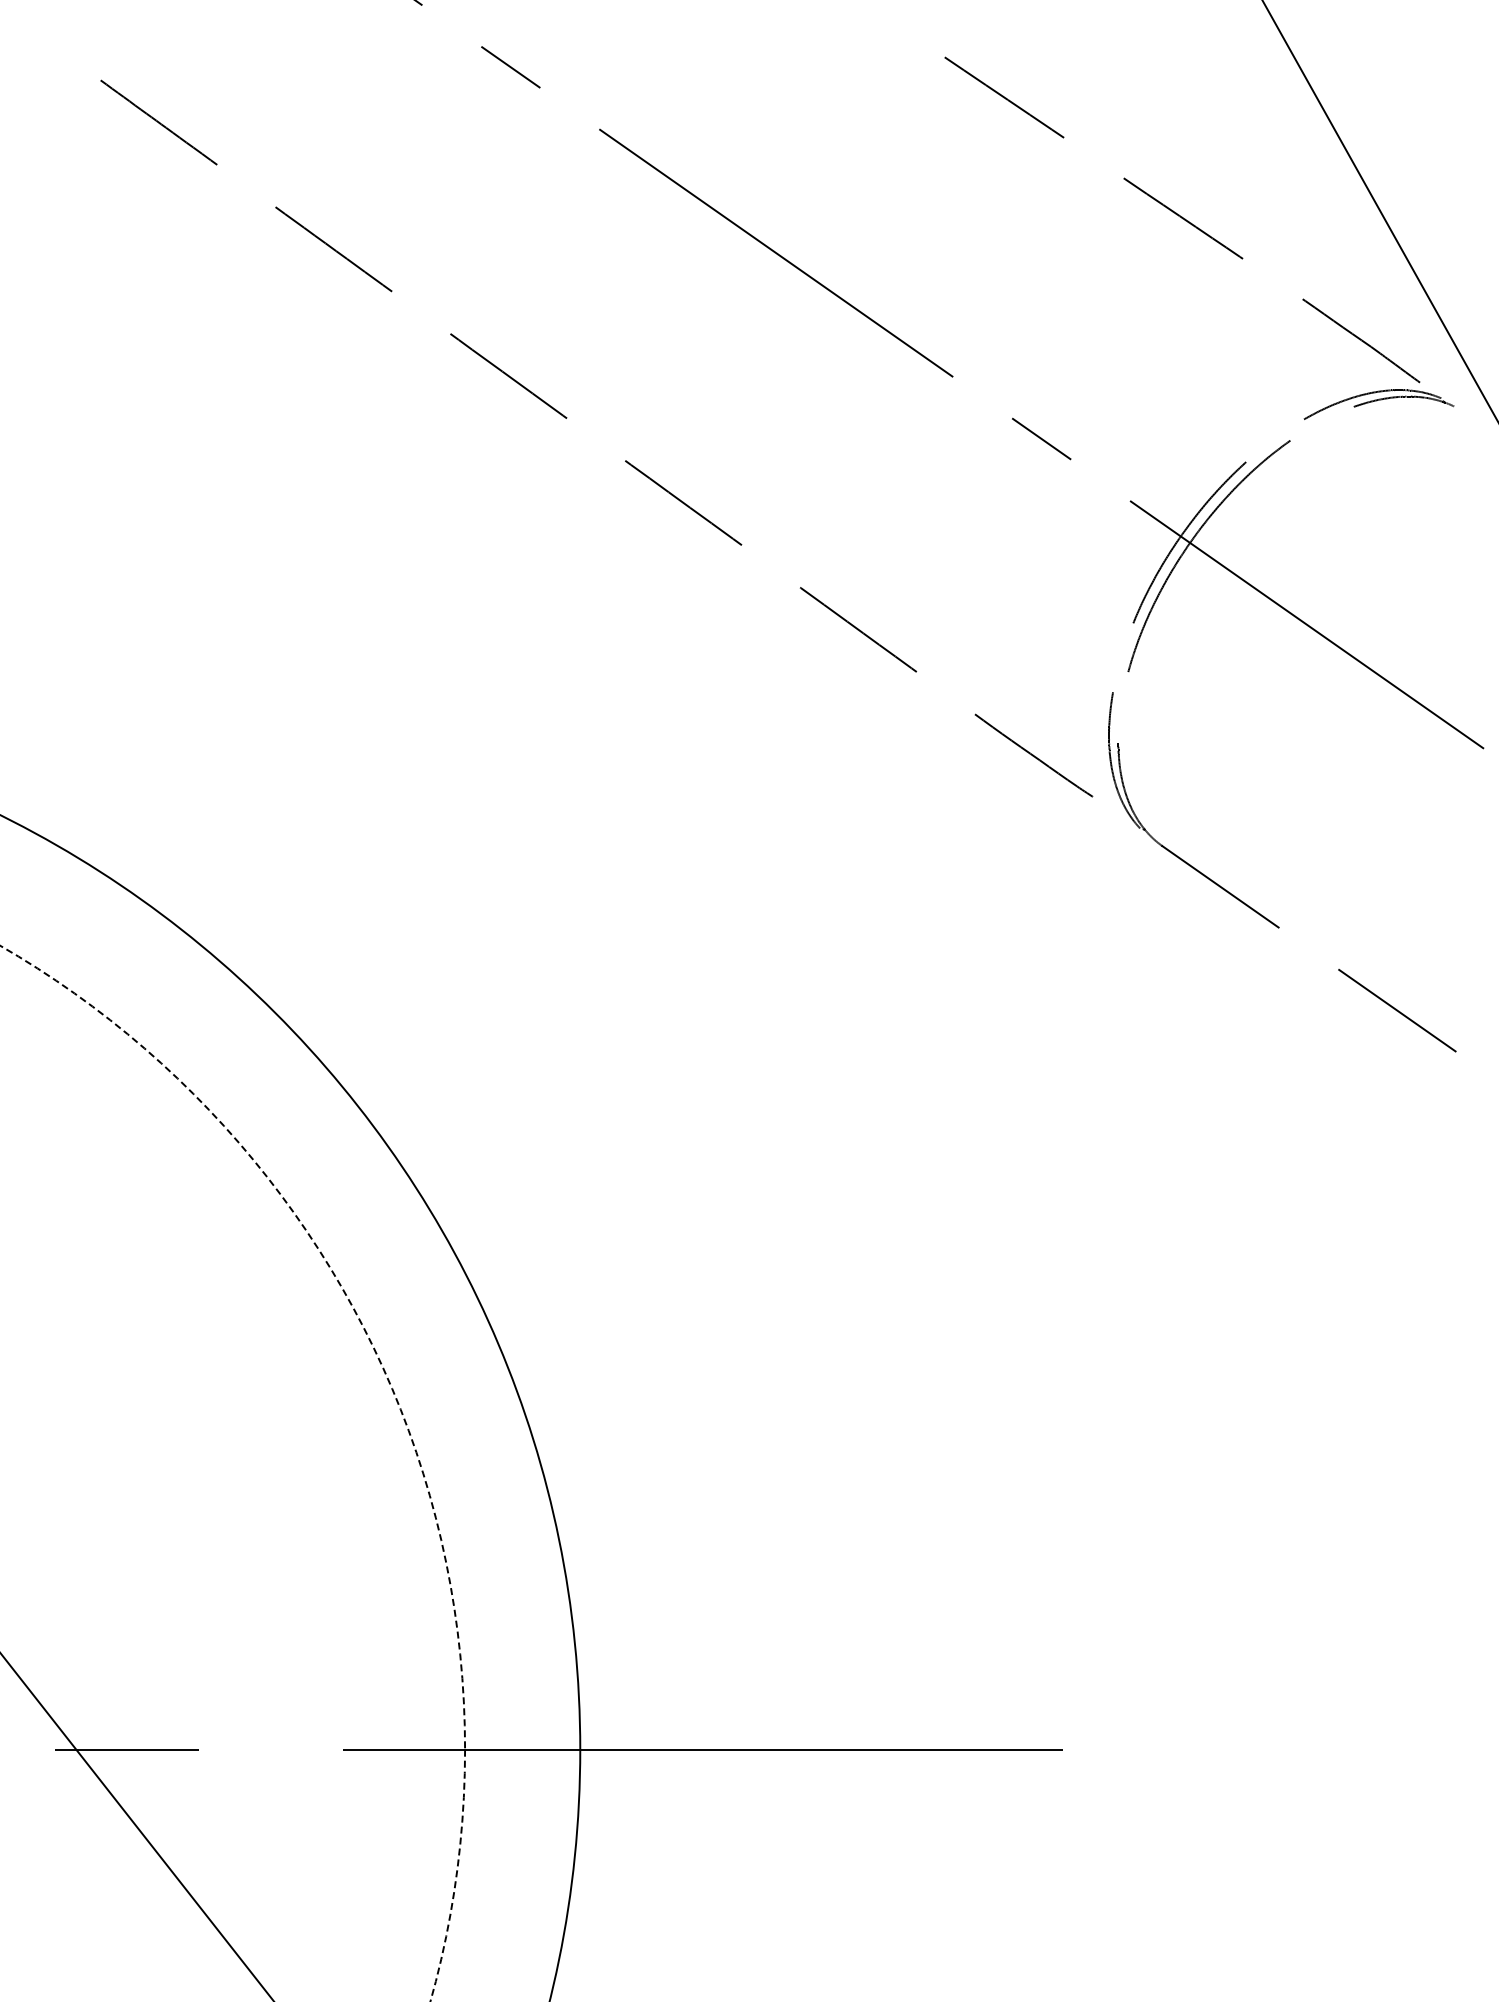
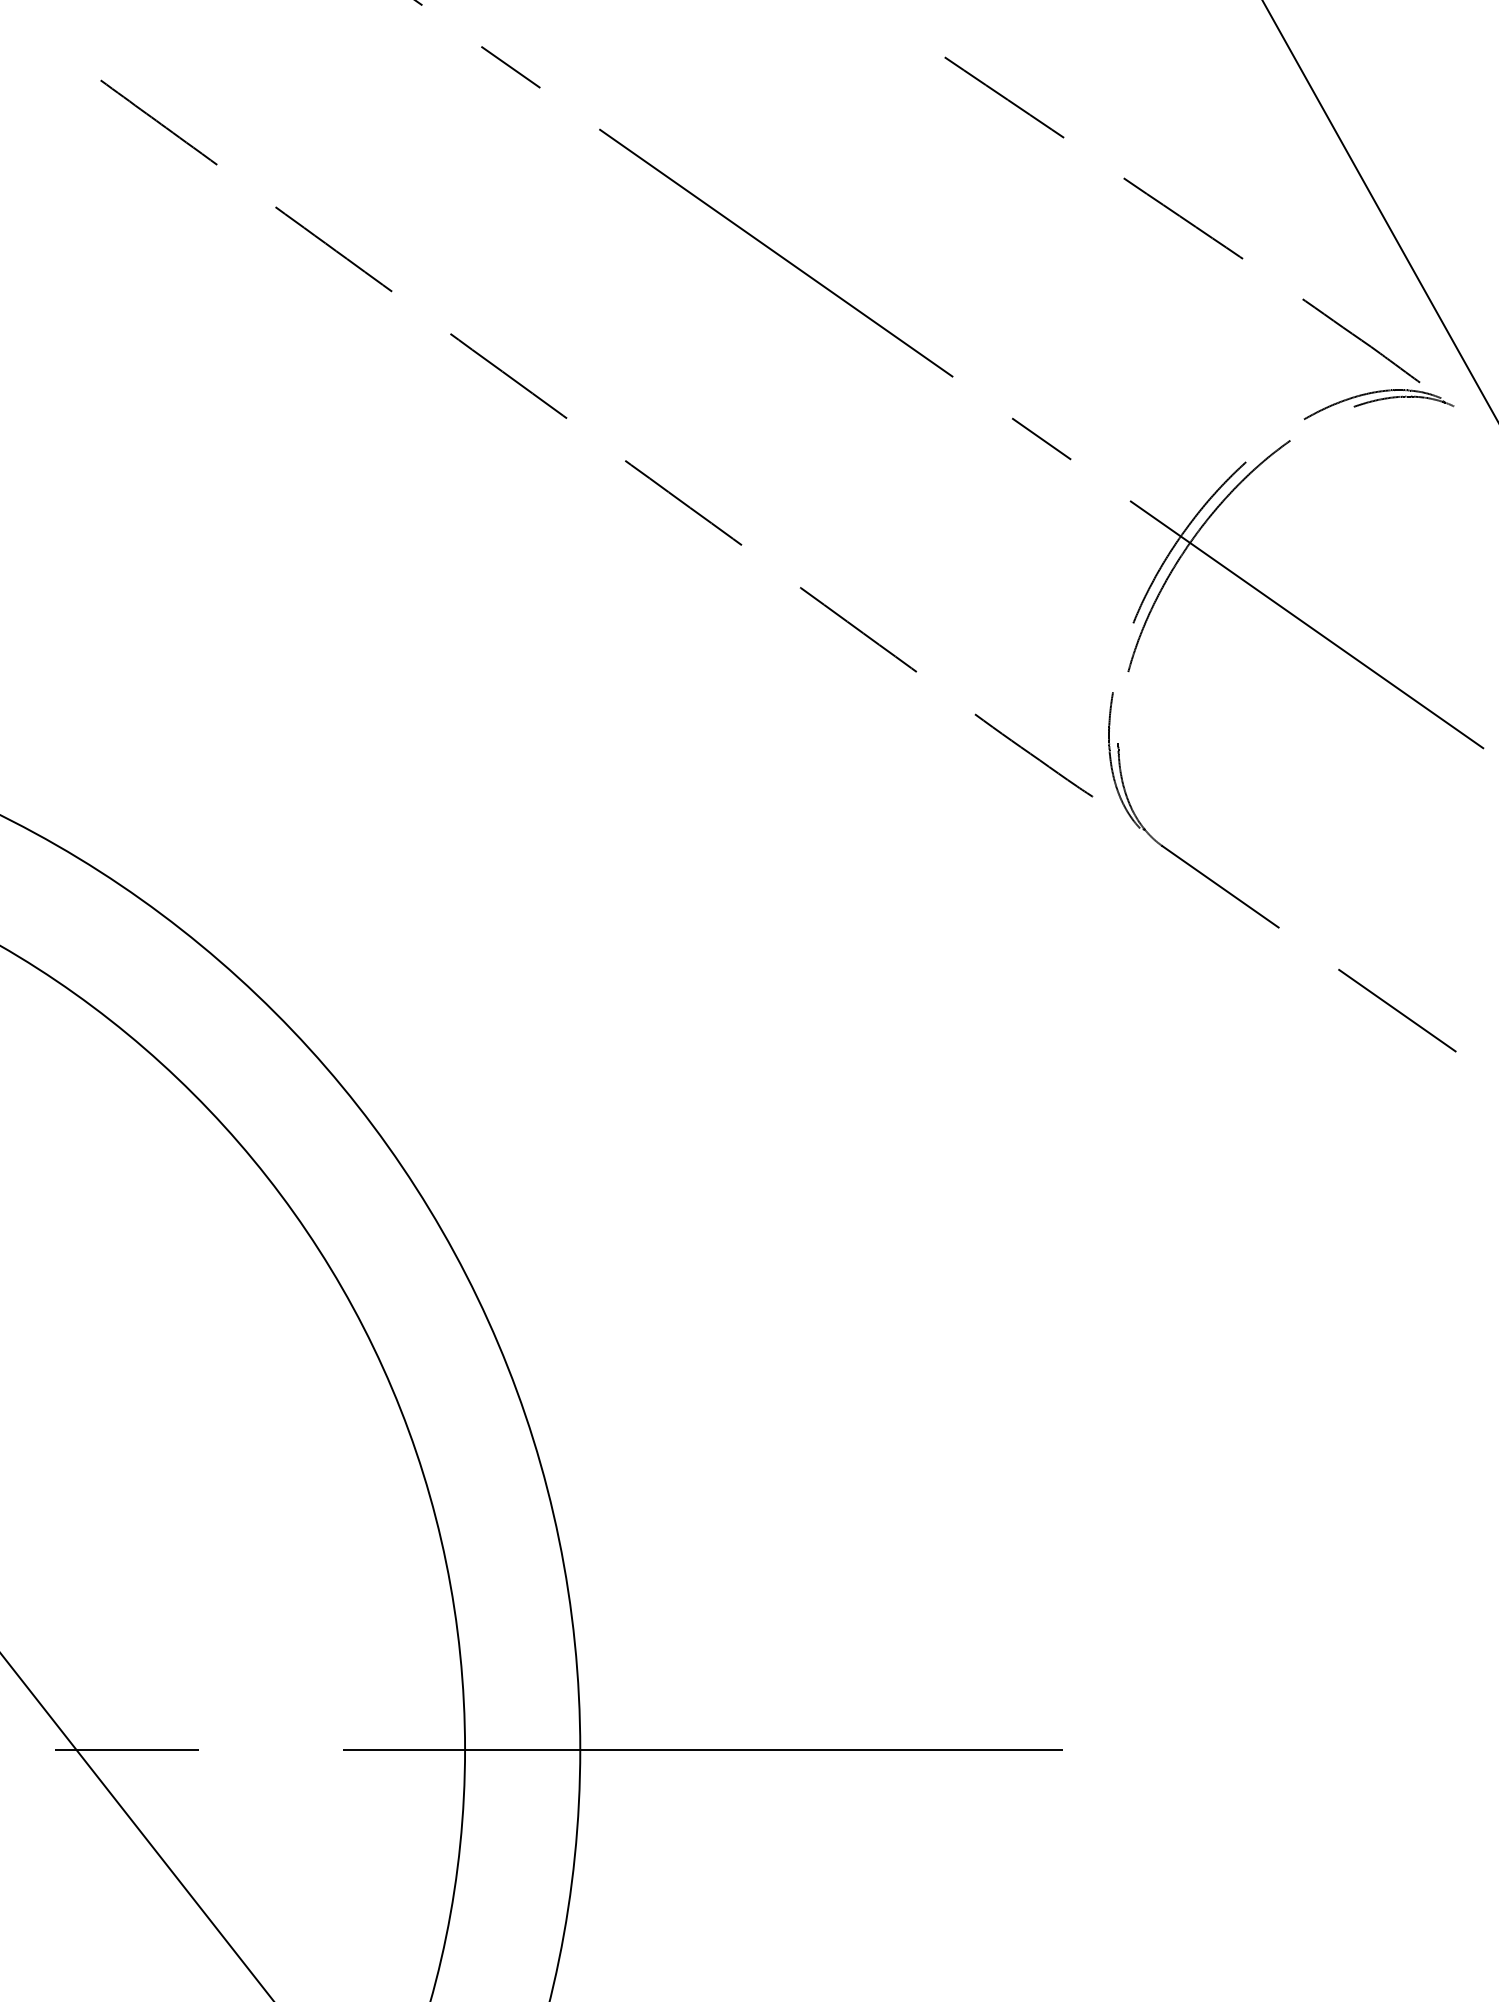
circle: dashed -> solid (232, 1473)
